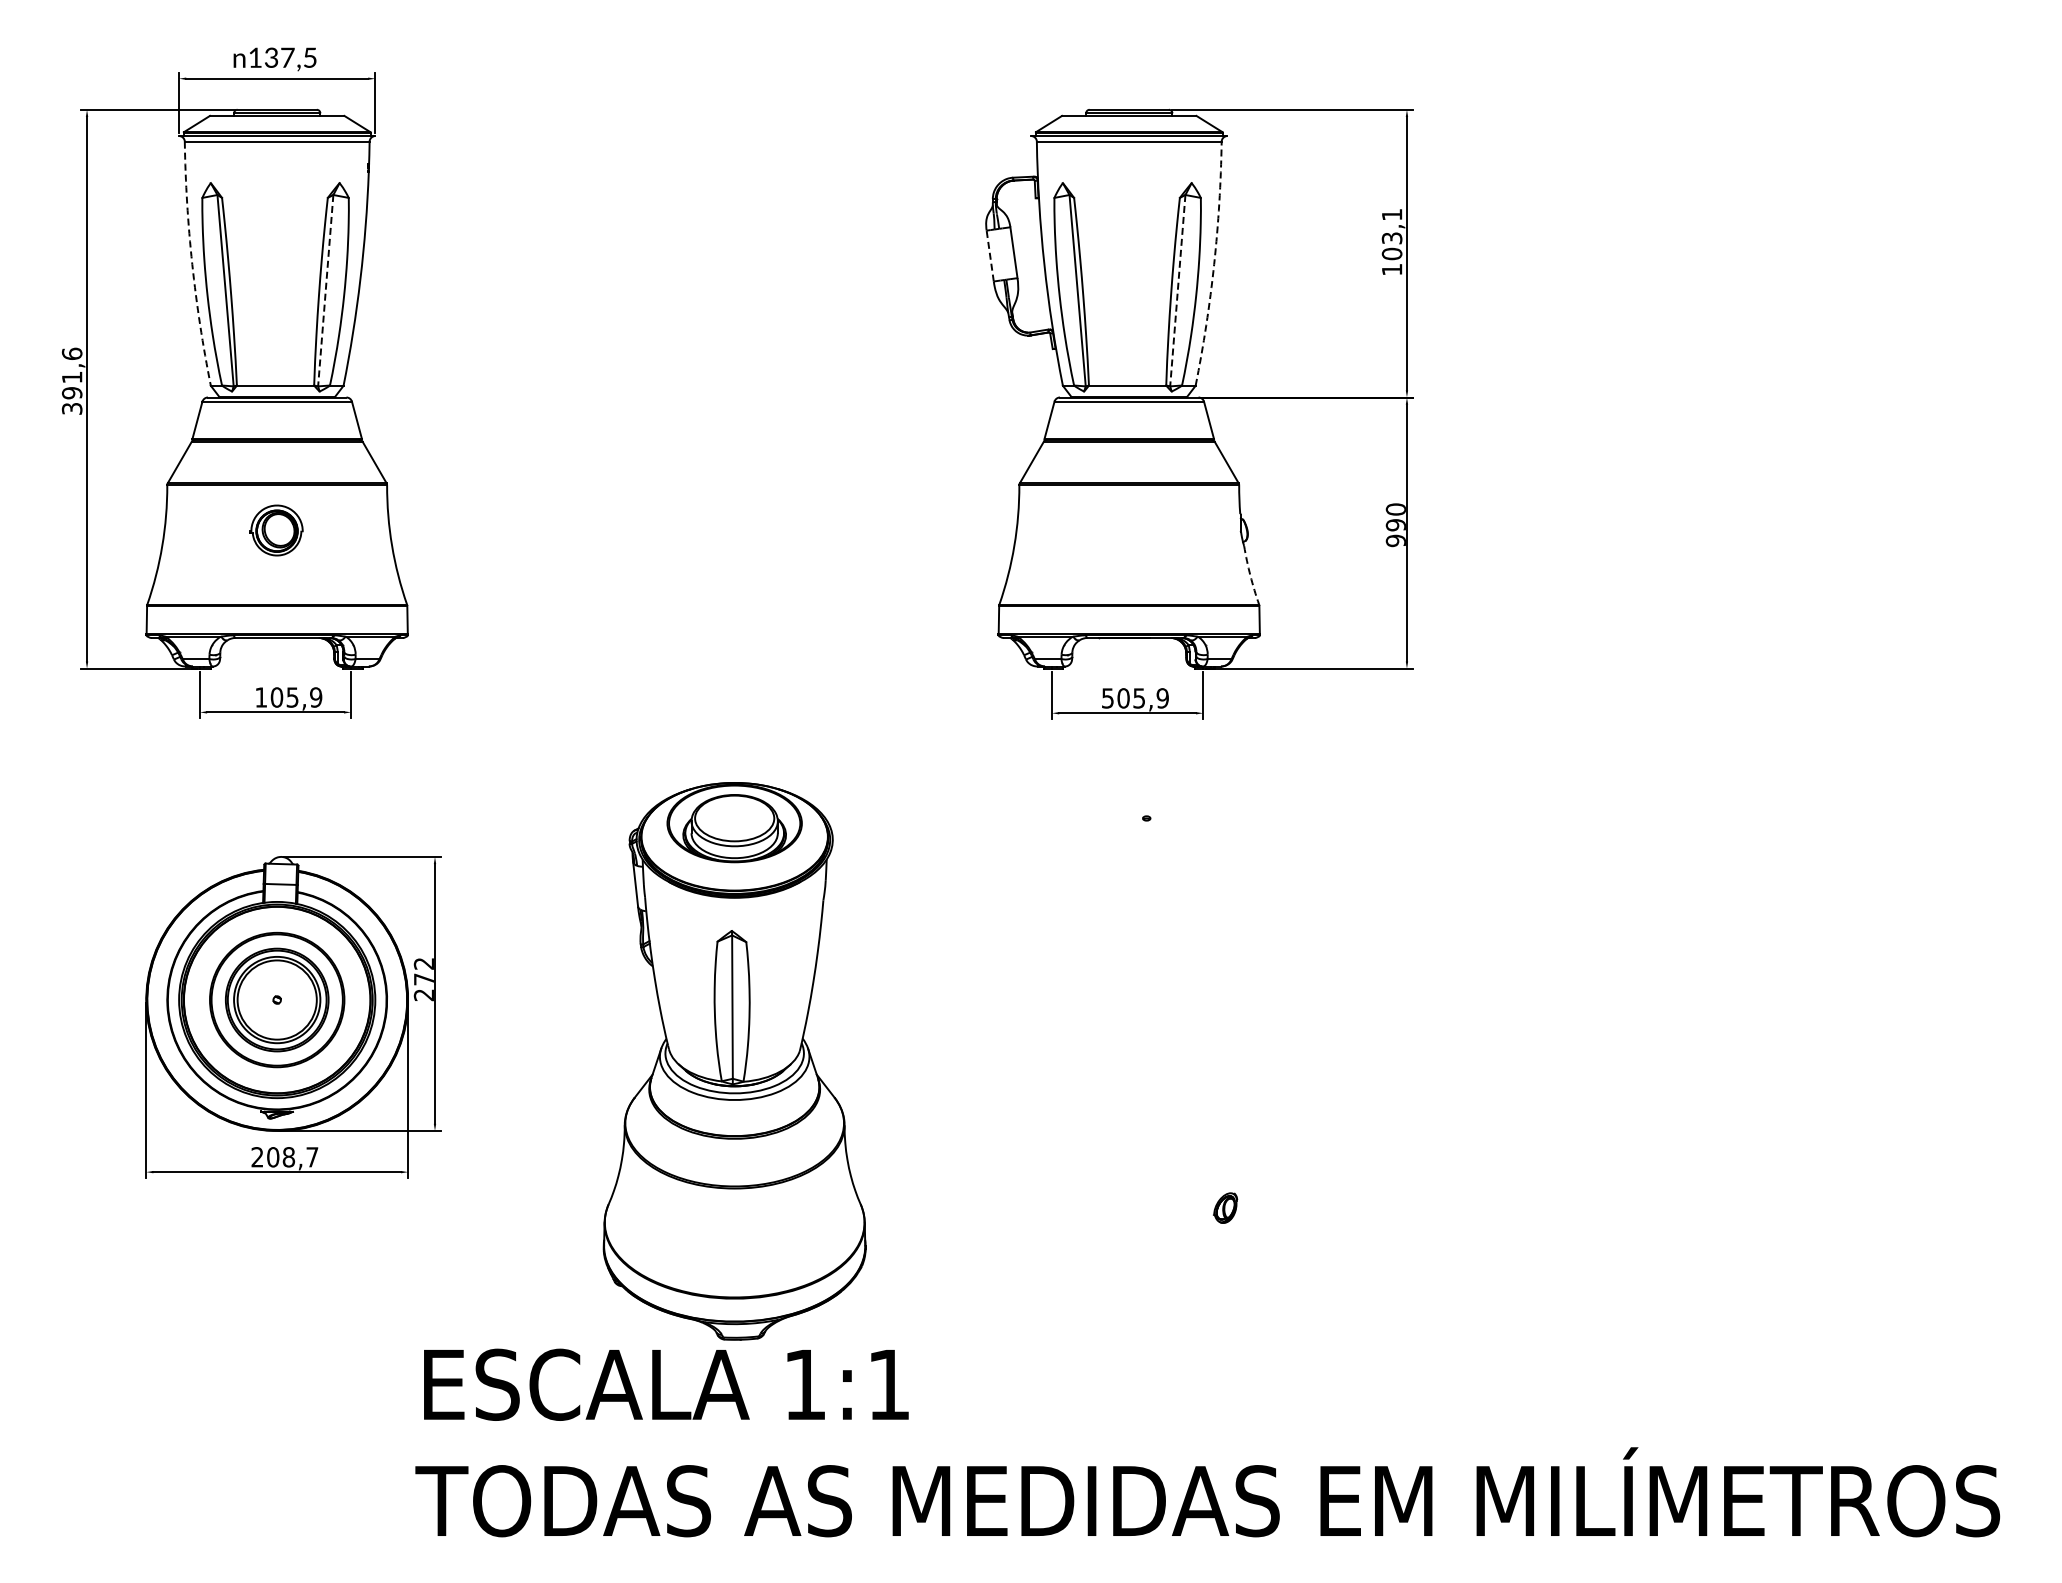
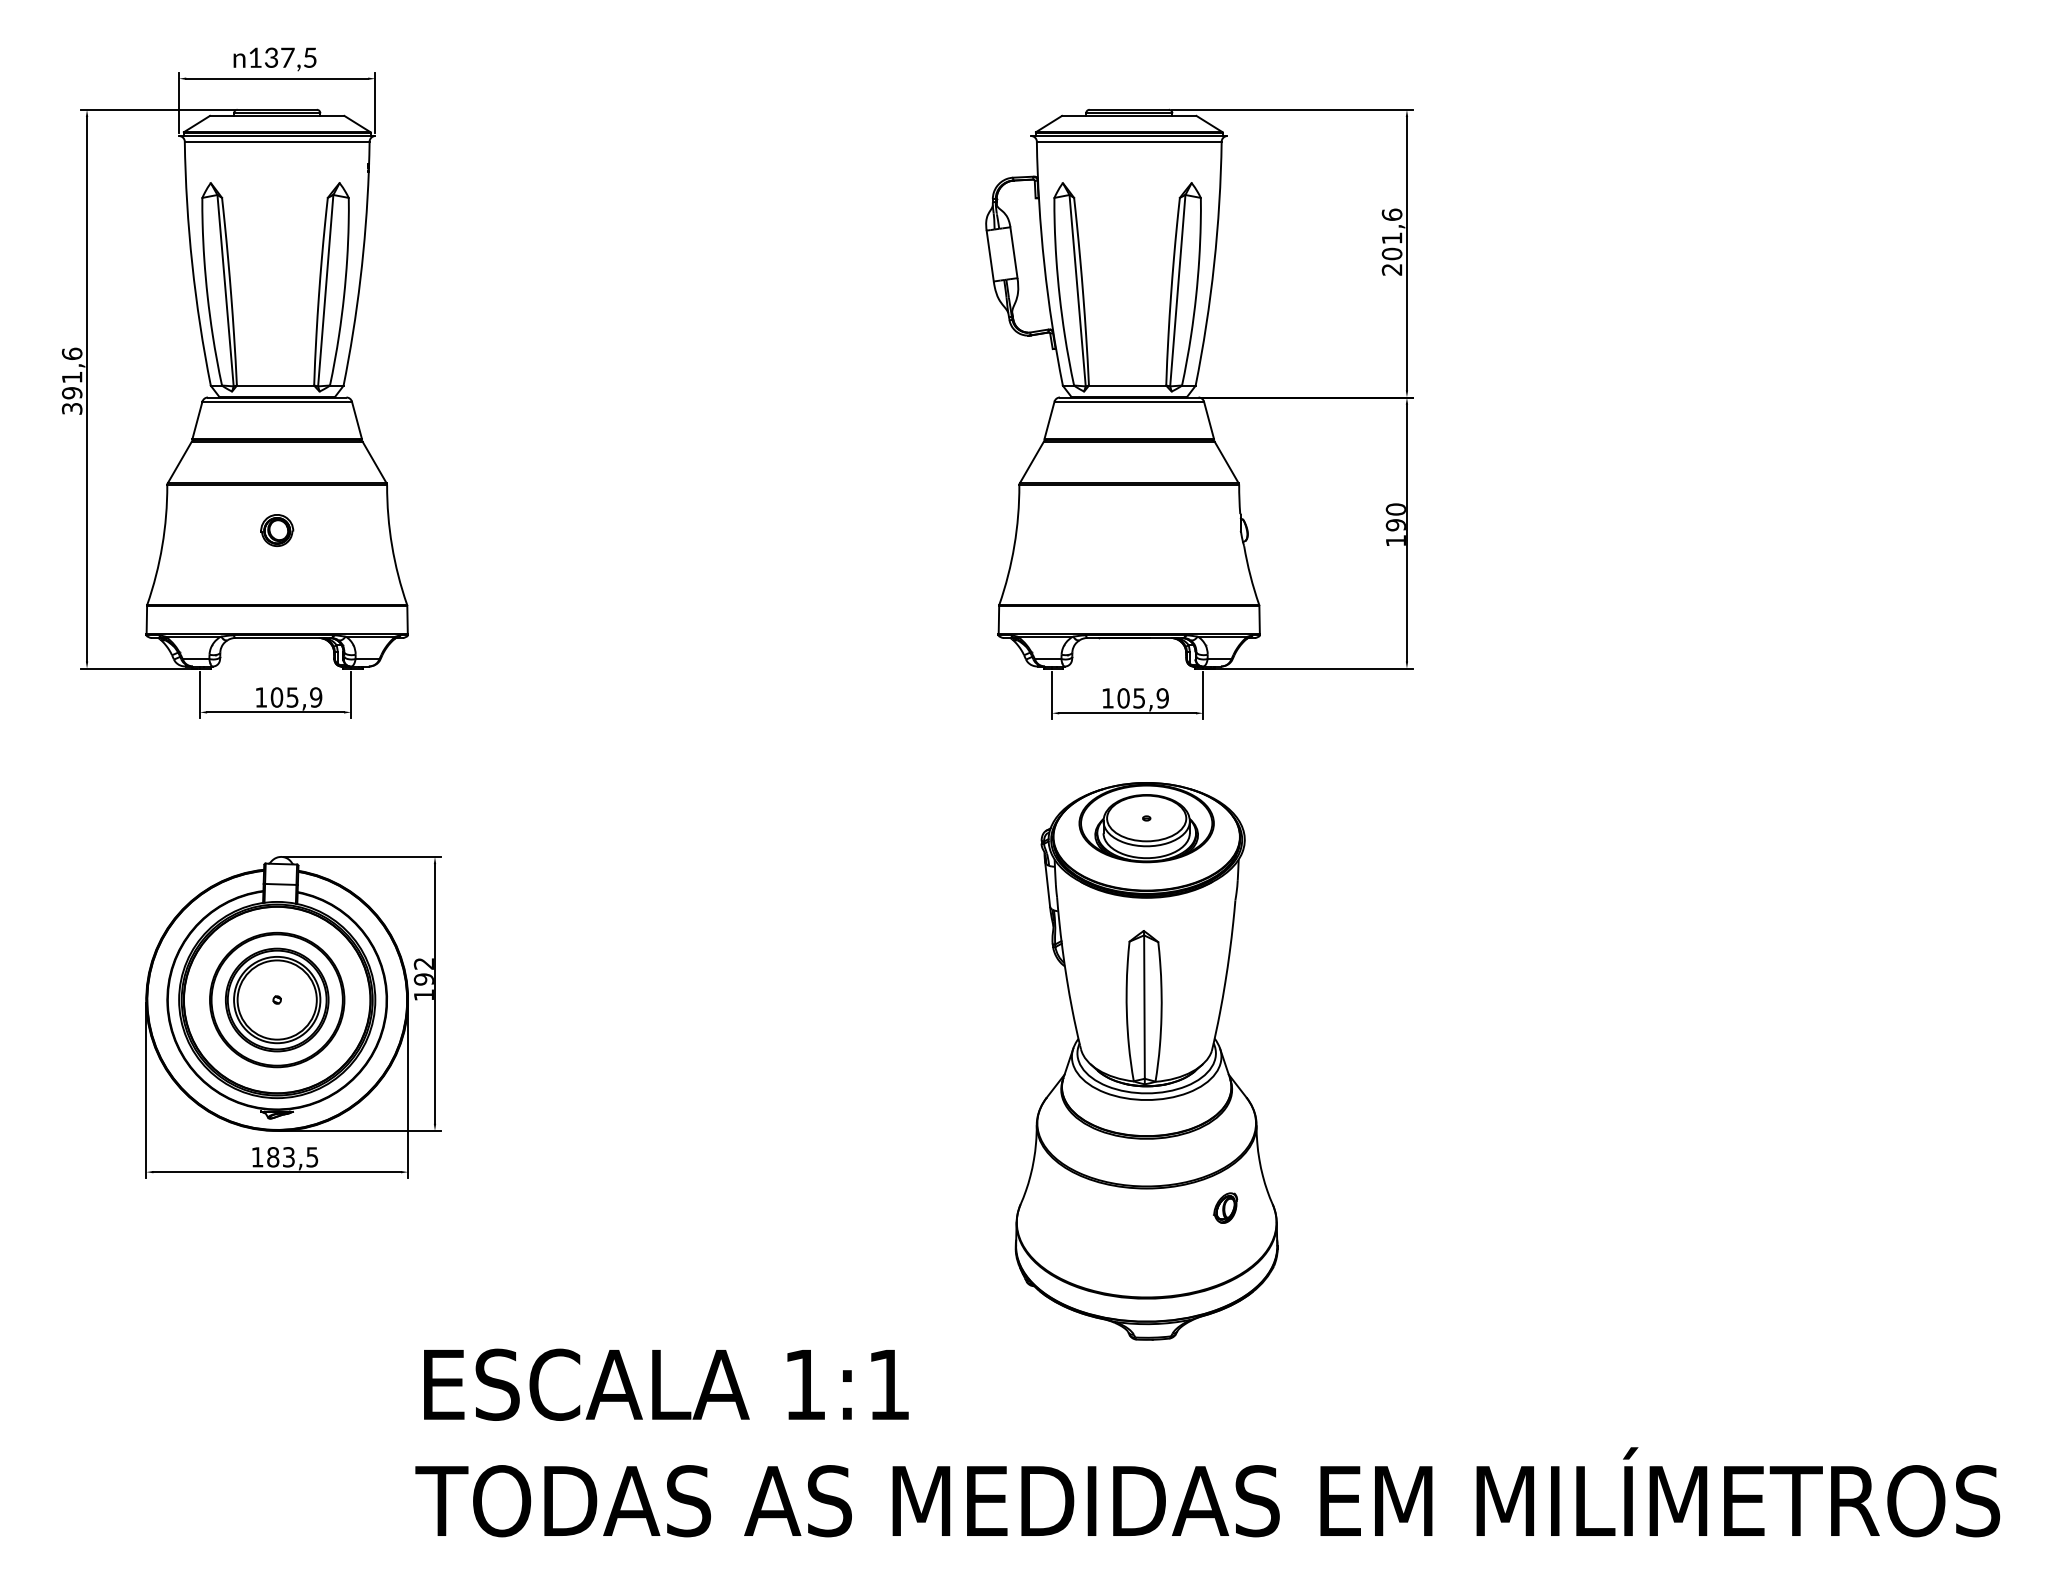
text: 103,1 -> 201,6 (1391, 241)
line: dashed -> solid (990, 256)
arc: dashed -> solid (192, 264)
arc: dashed -> solid (1214, 264)
line: dashed -> solid (325, 290)
line: dashed -> solid (1177, 290)
part size: 55x53 px -> 35x33 px (277, 530)
text: 990 -> 190 (1395, 540)
arc: dashed -> solid (1250, 575)
text: 505,9 -> 105,9 (1107, 698)
text: 272 -> 192 (423, 987)
part position: (734, 1061) -> (1146, 1061) (1146, 1061)
text: 208,7 -> 183,5 (284, 1157)
